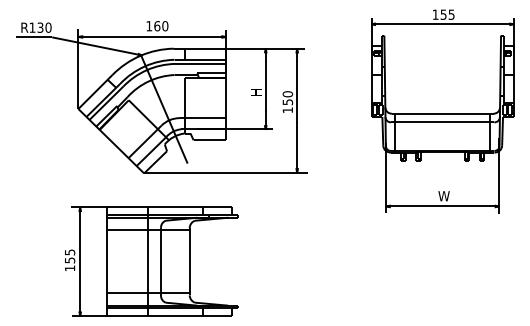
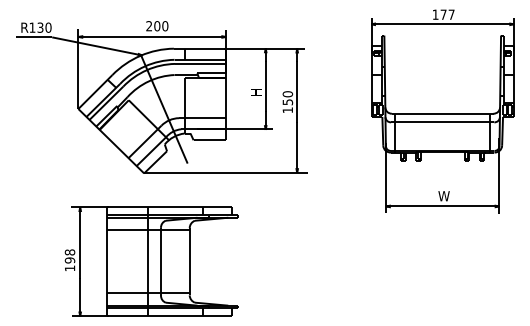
text: 155 -> 177 (447, 14)
text: 160 -> 200 (153, 26)
text: 155 -> 198 (69, 256)
